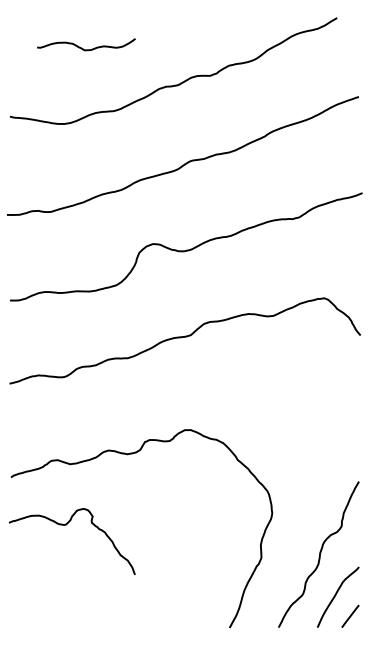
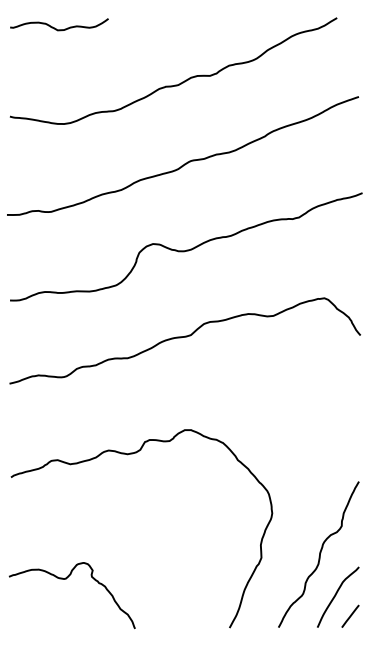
curve position: (83, 48) -> (56, 28) (56, 28)
curve position: (66, 525) -> (66, 579) (66, 579)
